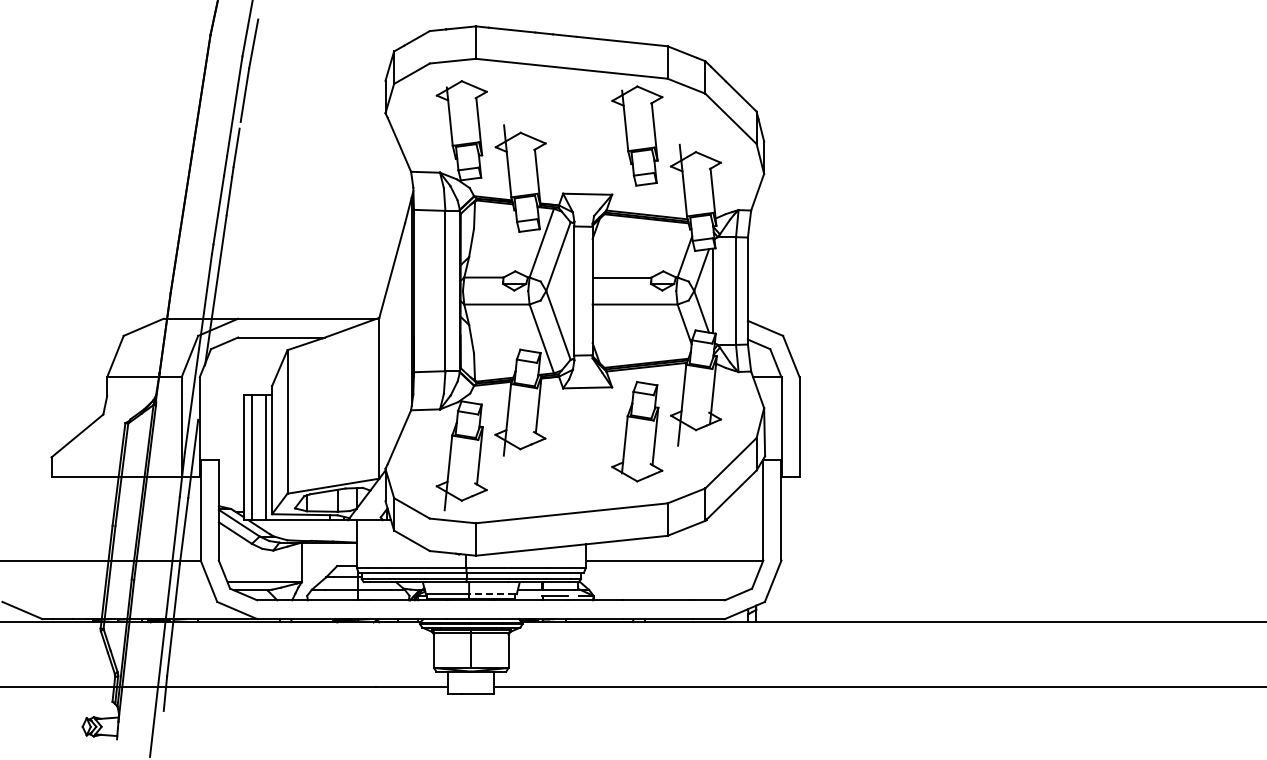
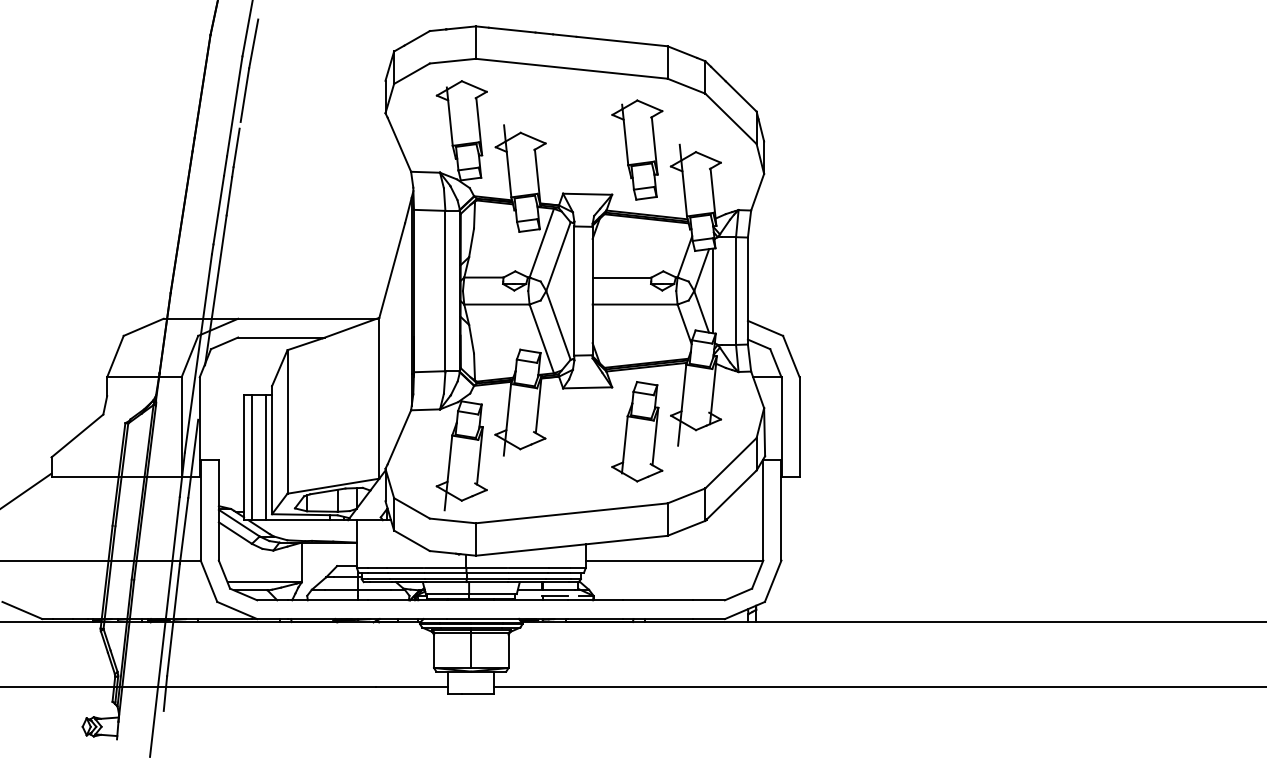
part position: (637, 135) -> (637, 149) (637, 149)
line: none -> present (26, 490)
line: dashed -> solid (491, 594)
